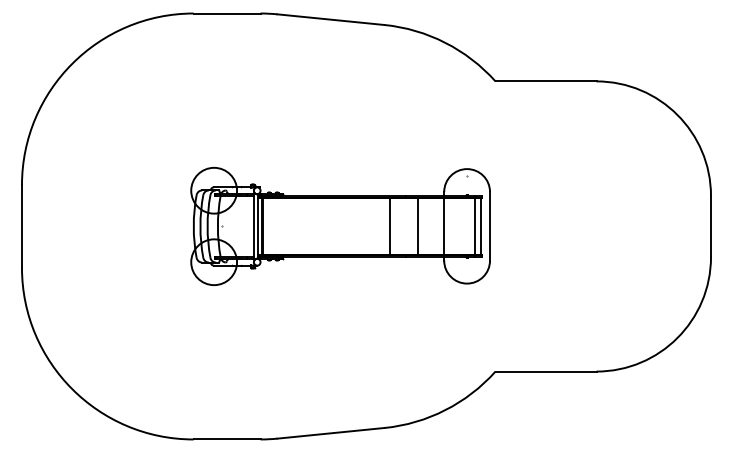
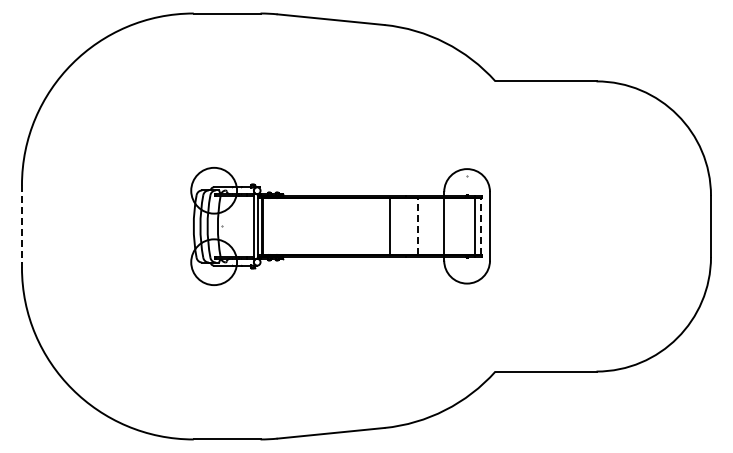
line: solid -> dashed (21, 226)
line: solid -> dashed (417, 226)
line: solid -> dashed (480, 226)
